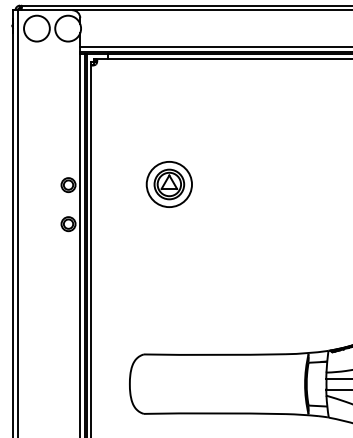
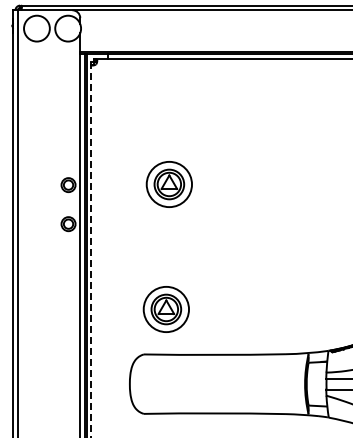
line: present -> none (214, 46)
line: solid -> dashed (91, 249)
part: none -> present (165, 309)
